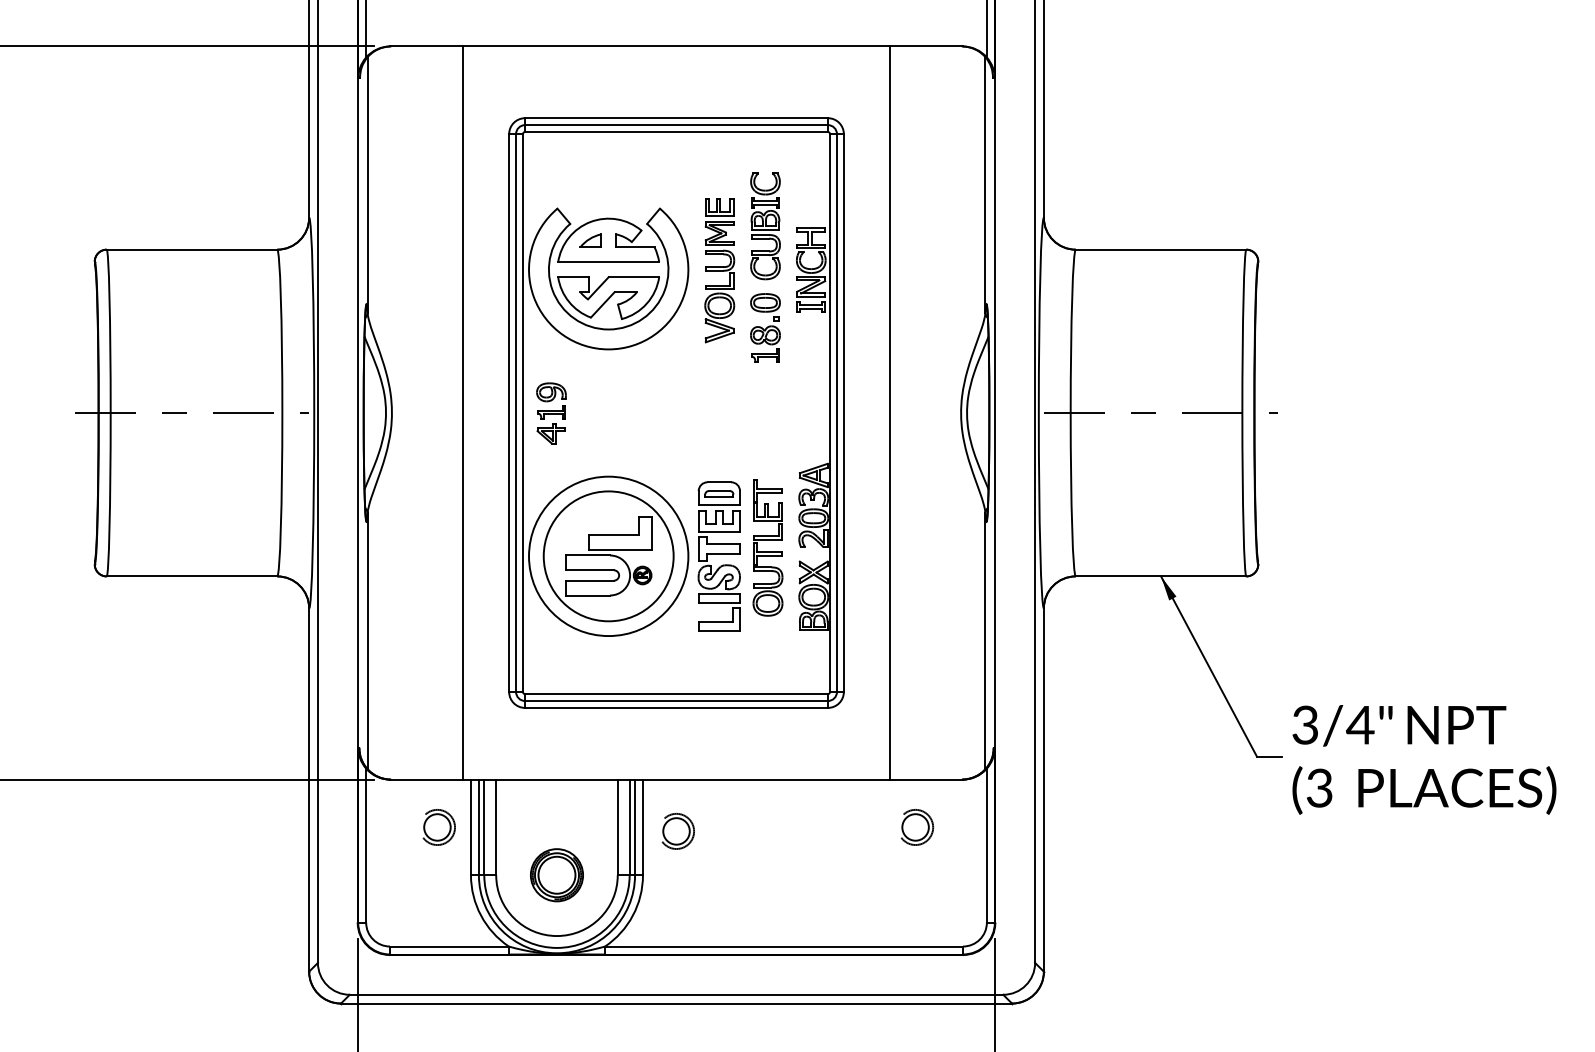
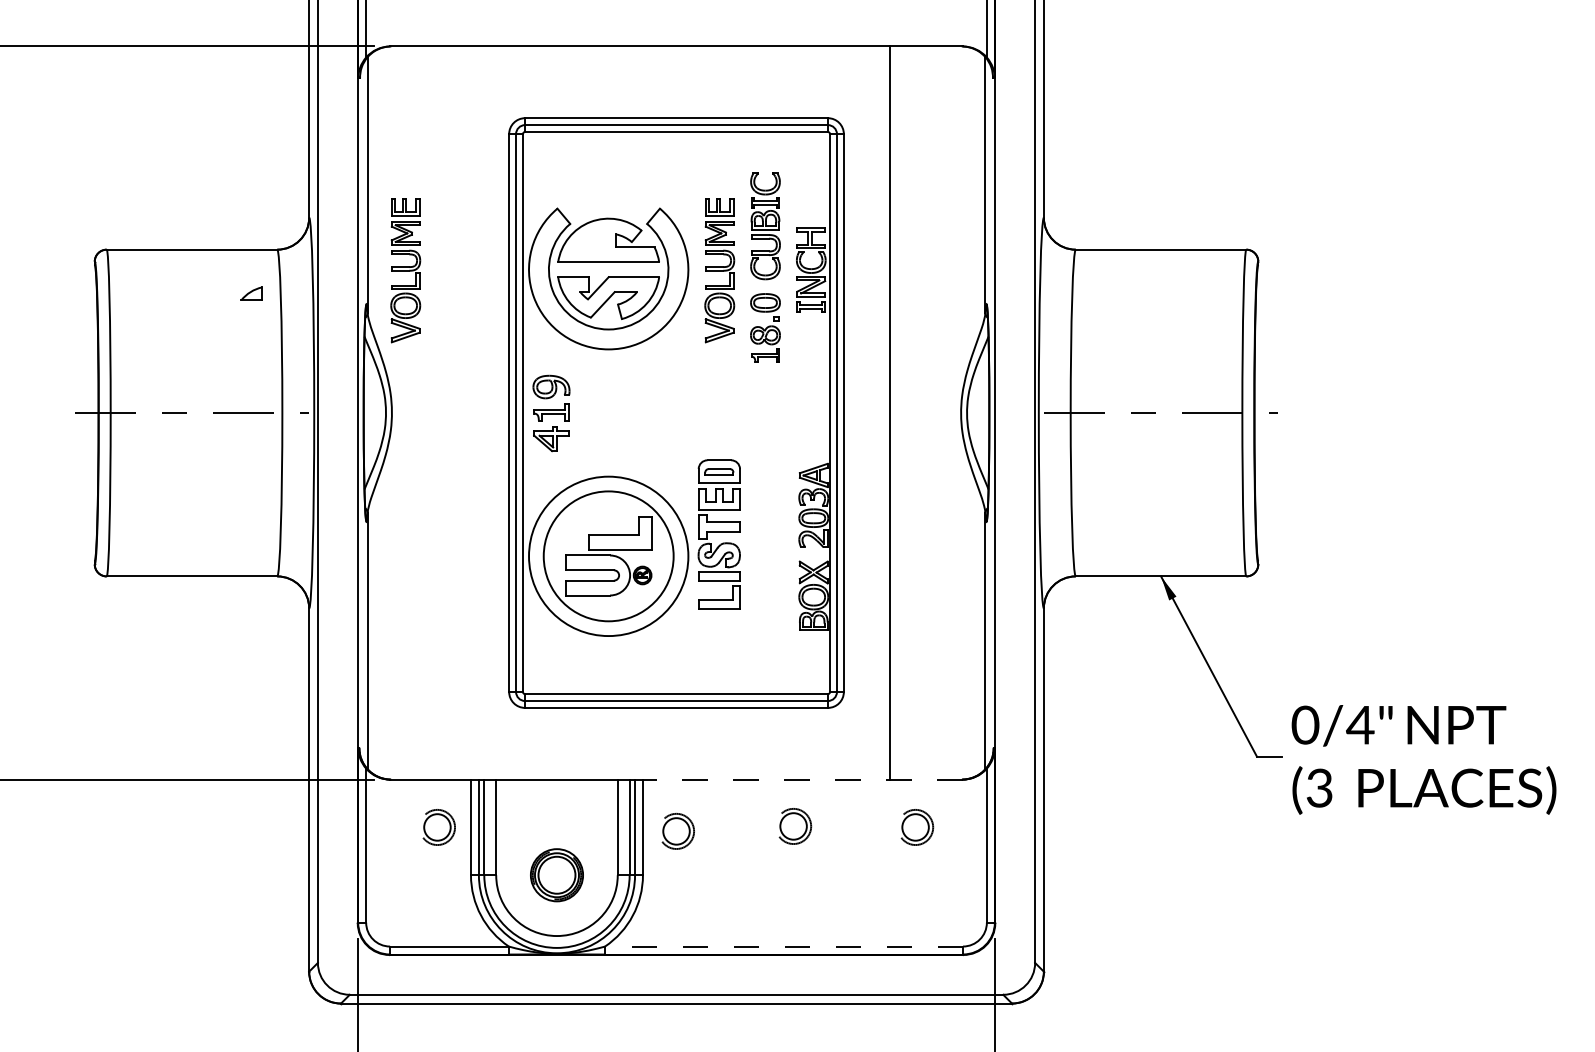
part position: (590, 240) -> (251, 293) (251, 293)
part: none -> present (405, 270)
line: present -> none (463, 412)
part size: 31x63 px -> 39x79 px (551, 413)
part: present -> none (767, 547)
part position: (718, 556) -> (718, 534) (718, 534)
text: 3/4" -> 0/4" (1305, 724)
line: solid -> dashed (802, 779)
part: none -> present (795, 826)
line: solid -> dashed (784, 946)
